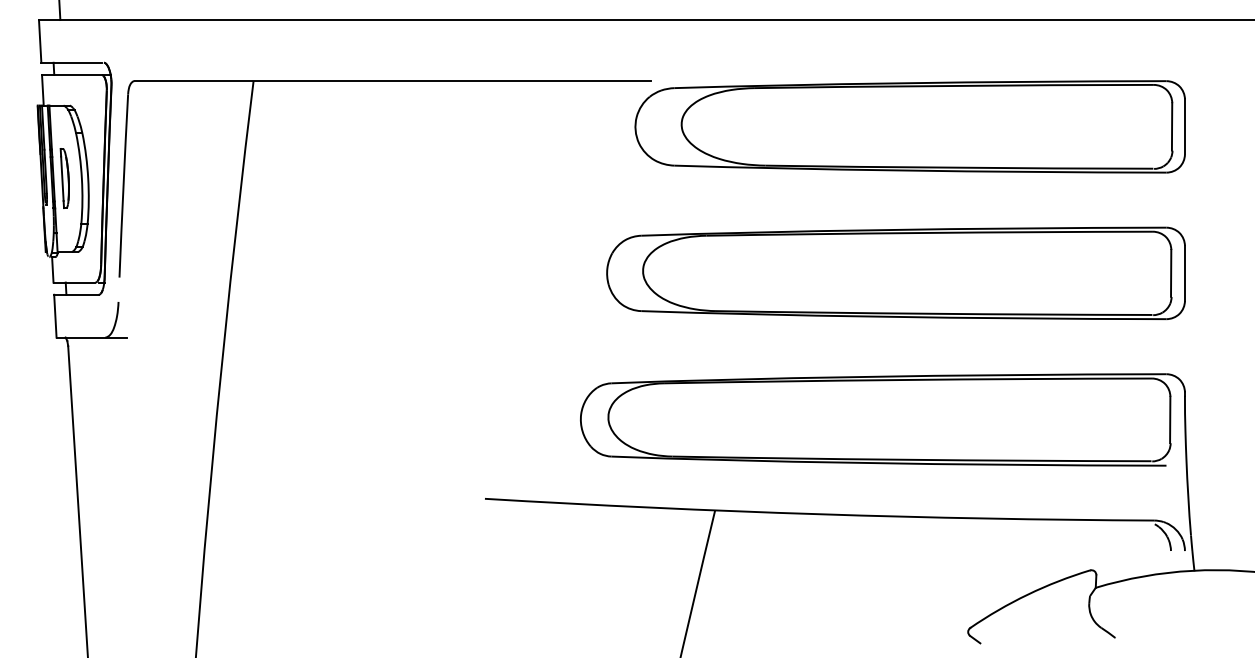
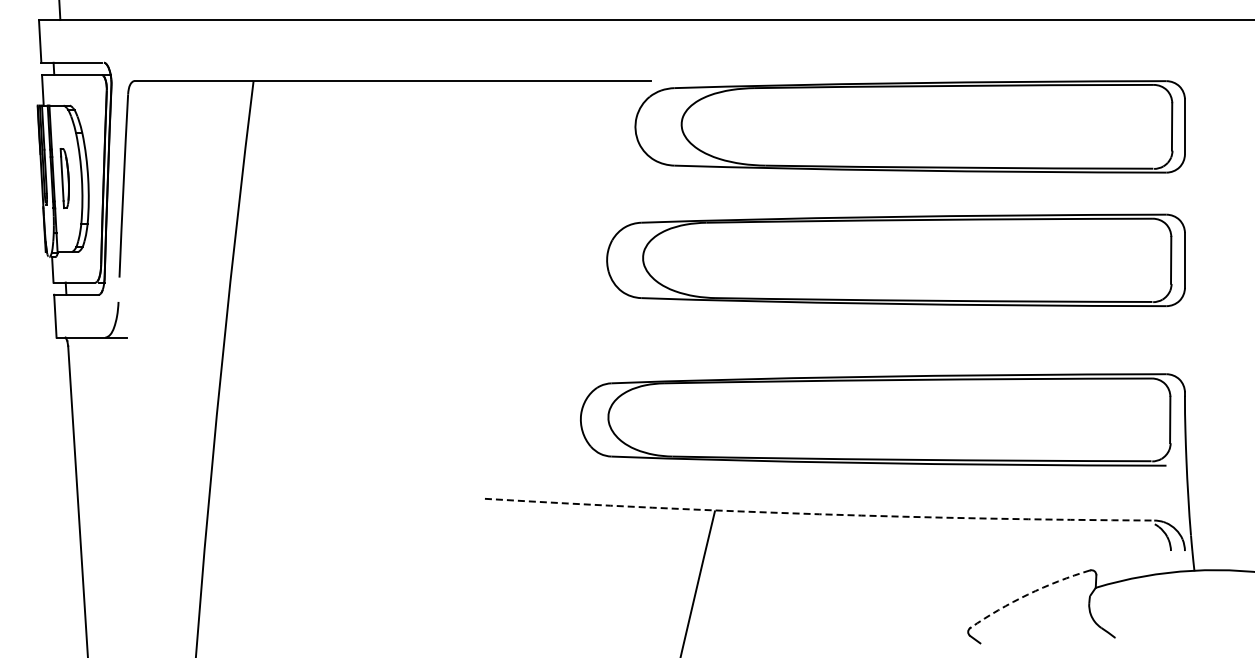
part position: (895, 273) -> (895, 260) (895, 260)
arc: solid -> dashed (819, 514)
arc: solid -> dashed (1027, 594)
